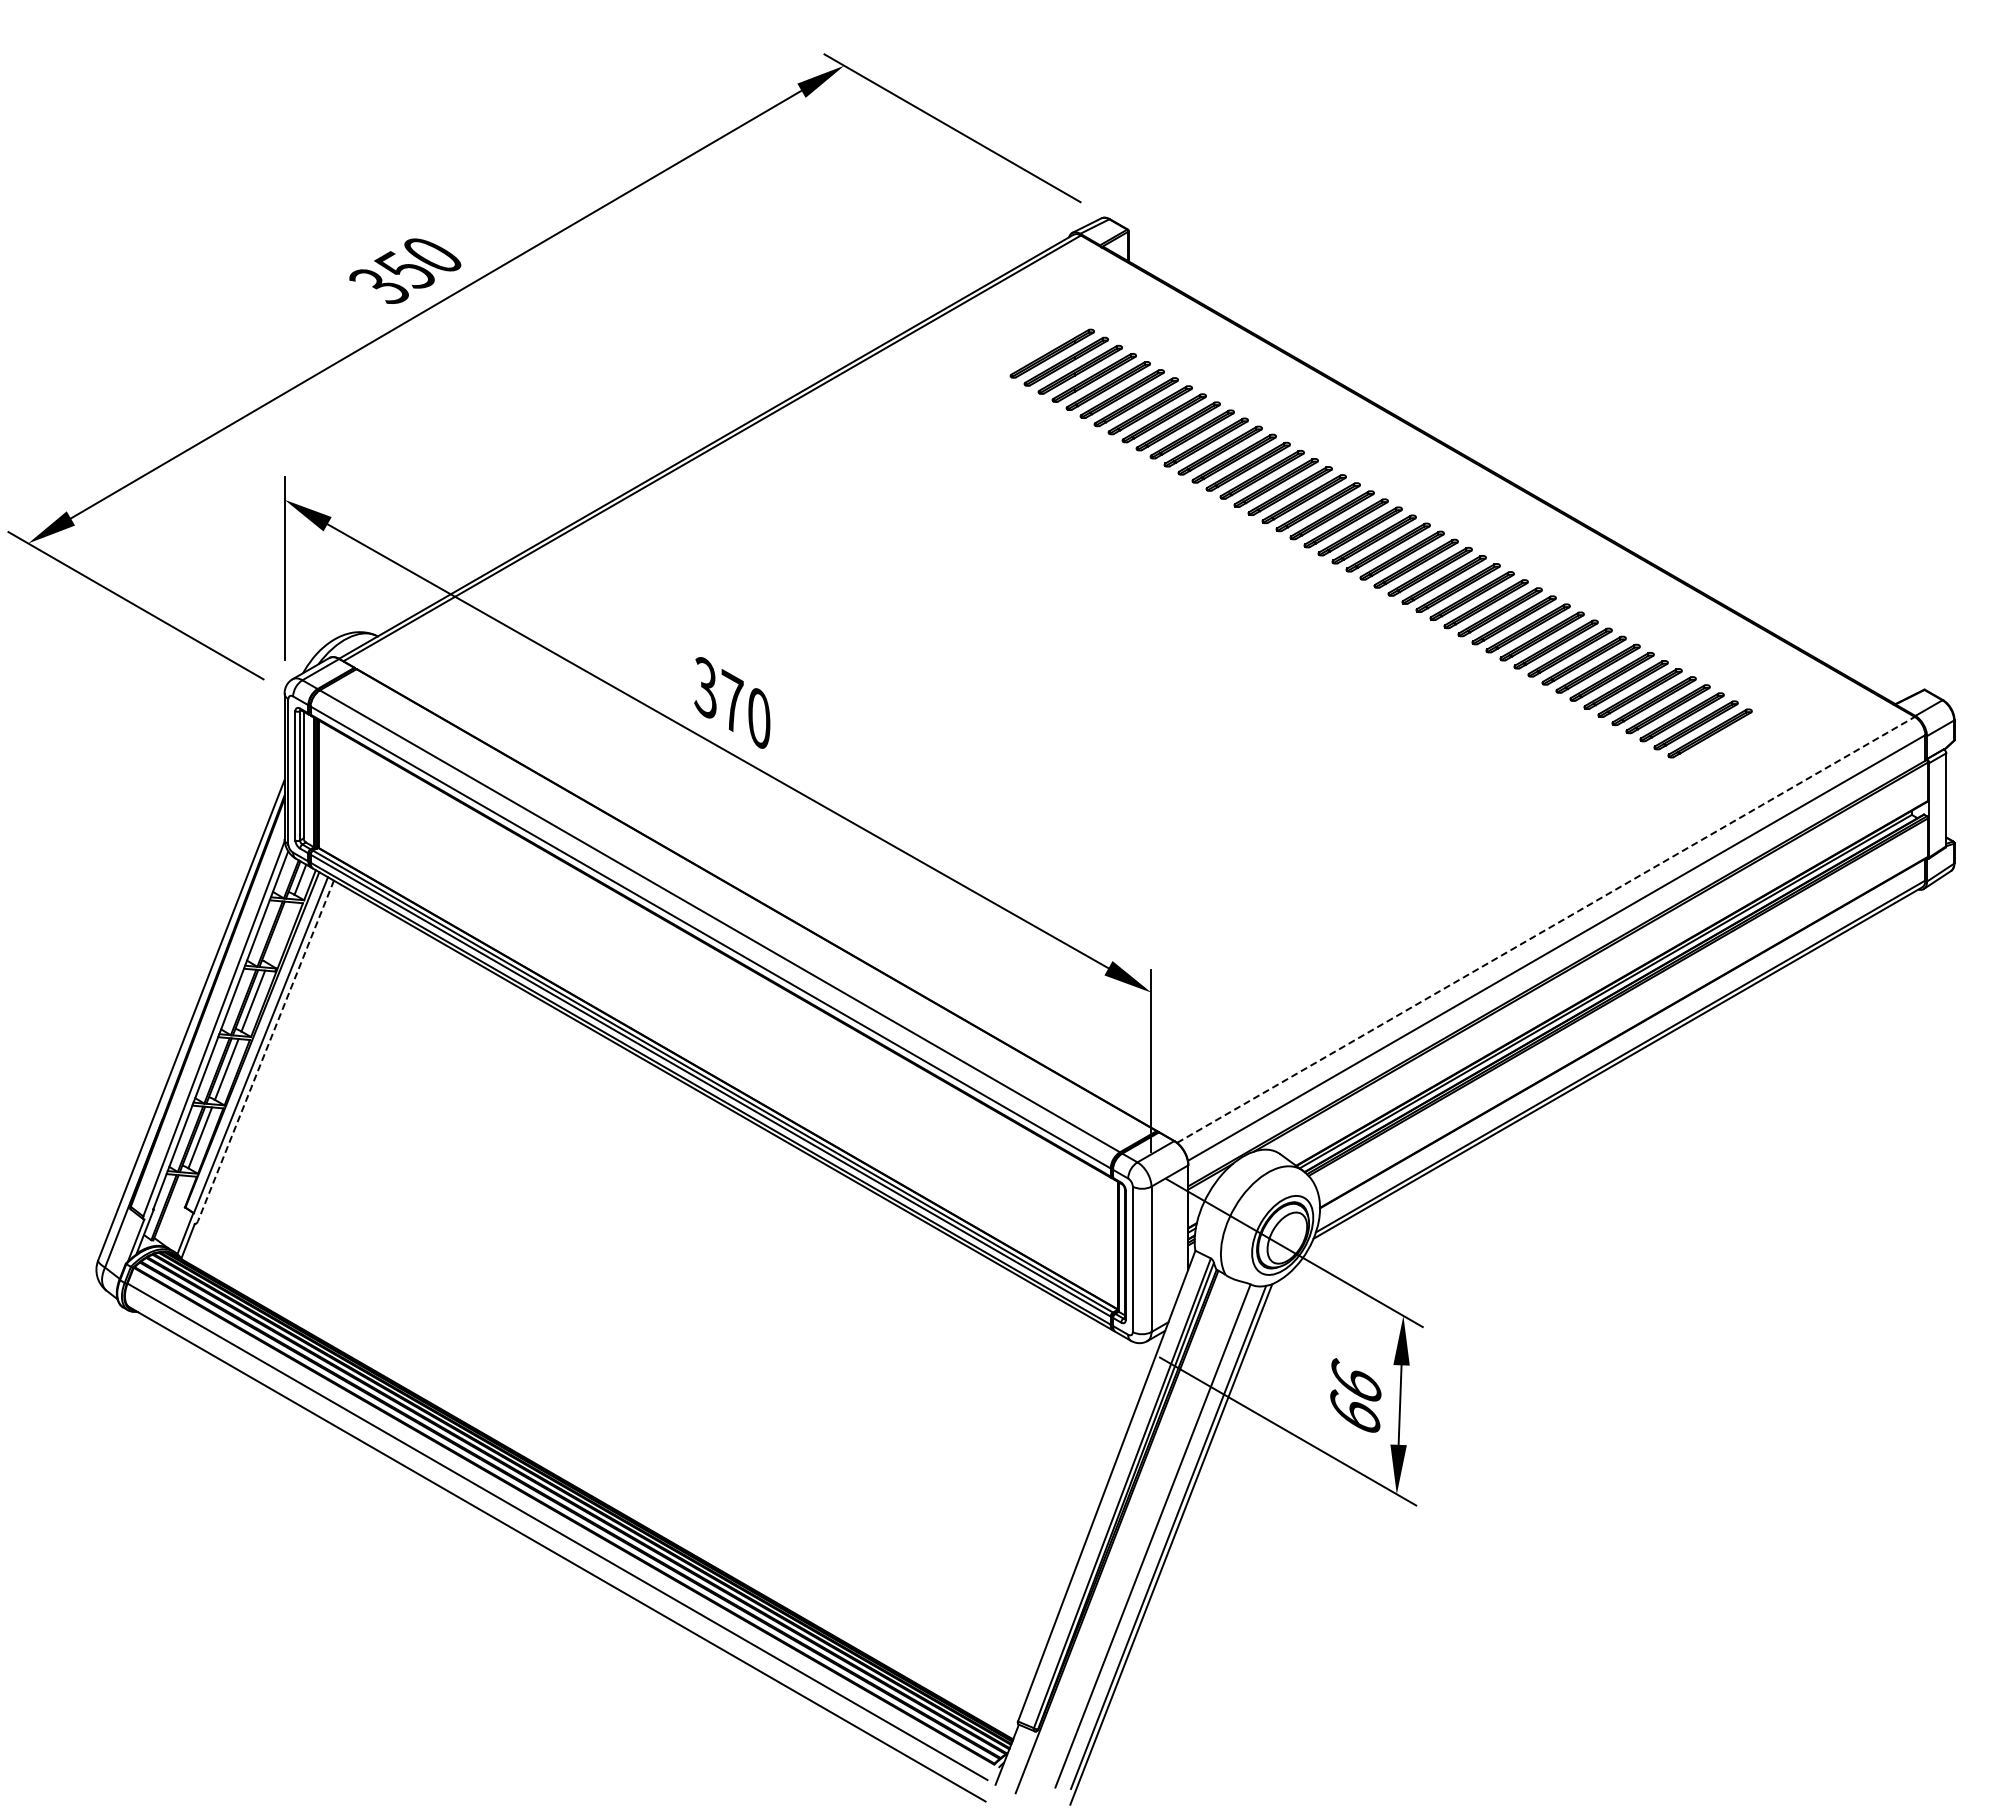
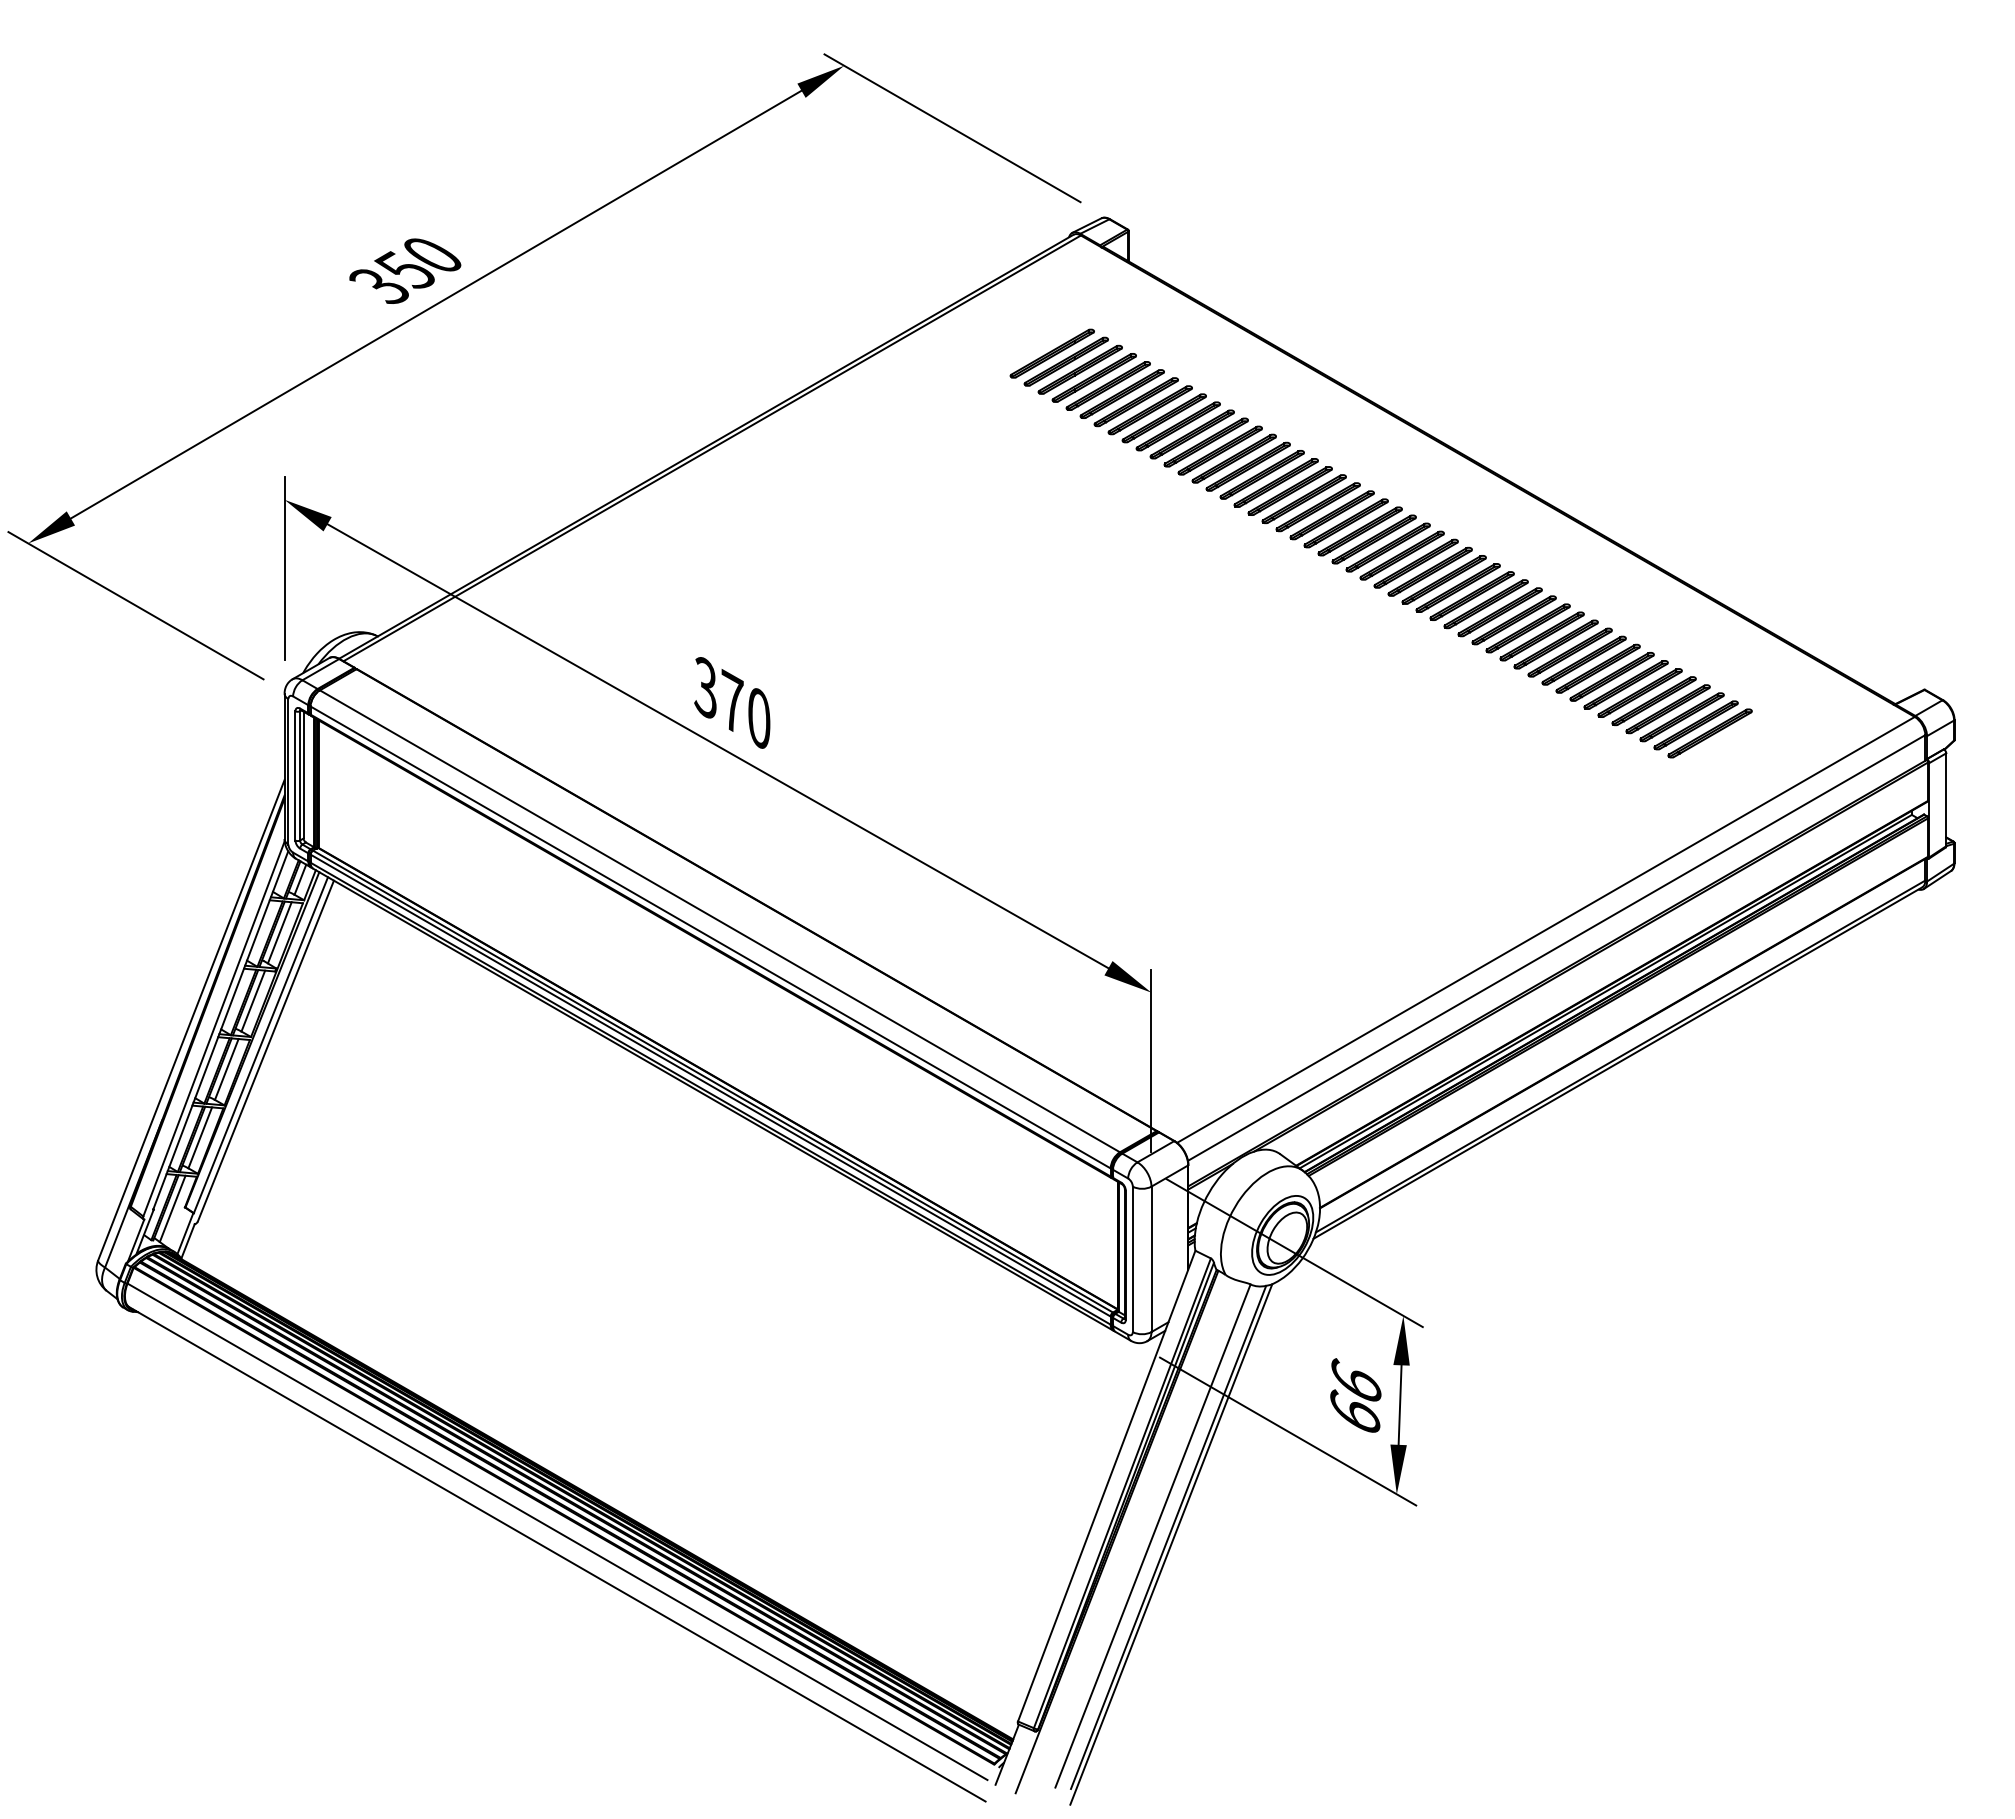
line: dashed -> solid (1545, 929)
line: none -> present (279, 932)
line: dashed -> solid (265, 1051)
line: none -> present (172, 1208)
